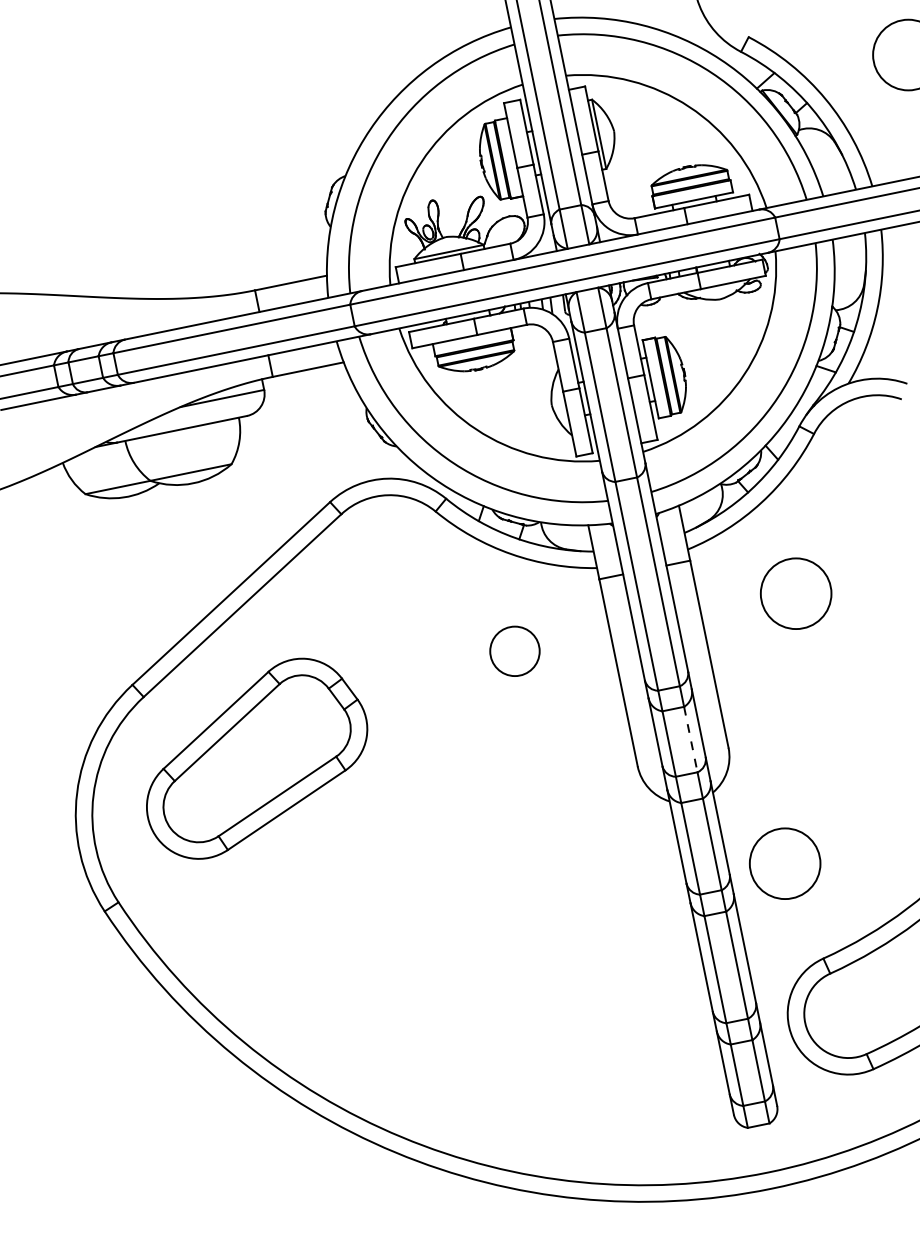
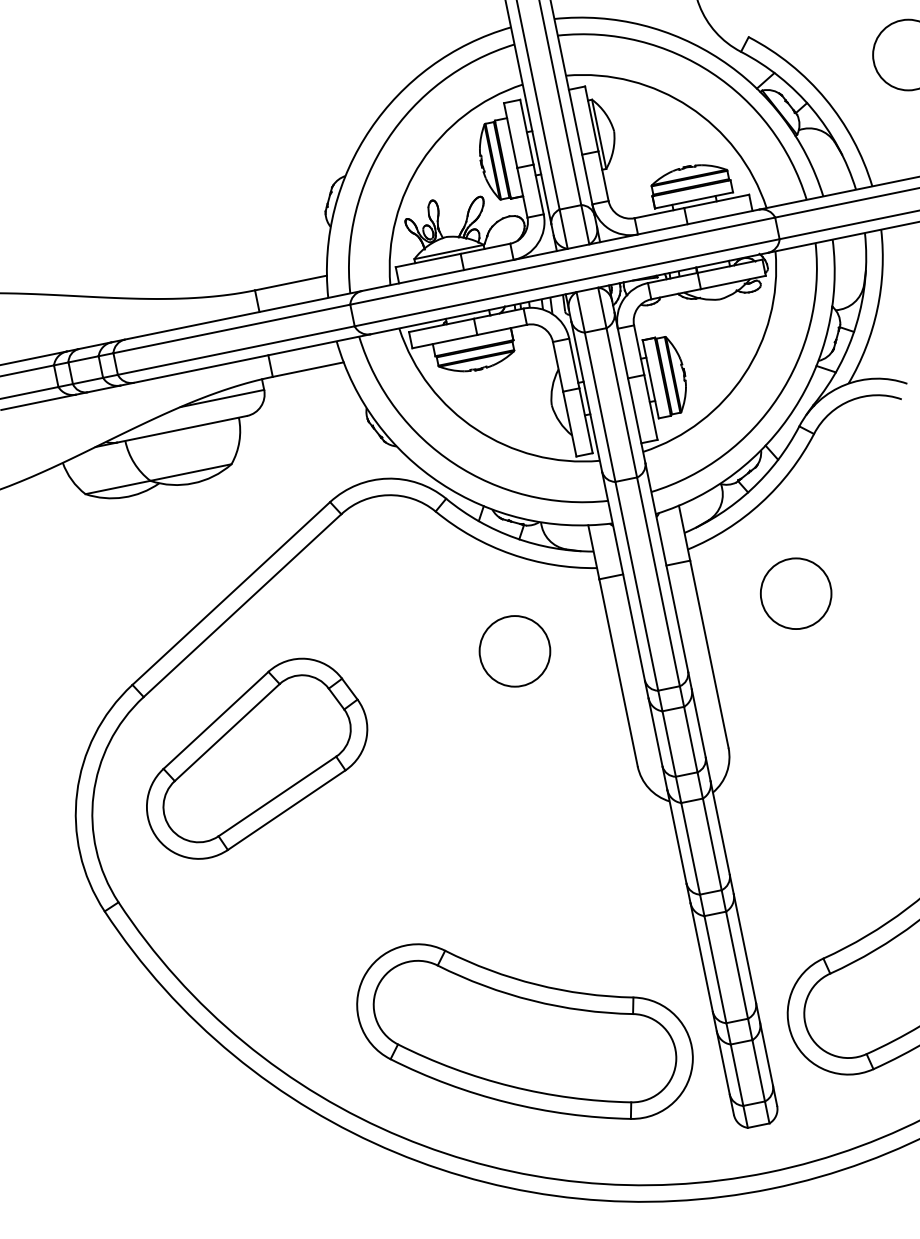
circle diameter: 49 px -> 71 px (514, 651)
line: dashed -> solid (690, 740)
circle: present -> none (785, 863)
part: none -> present (524, 1031)
